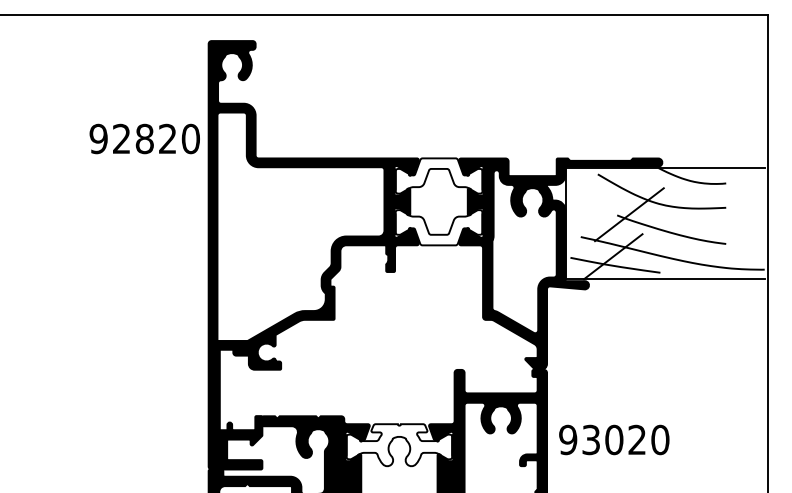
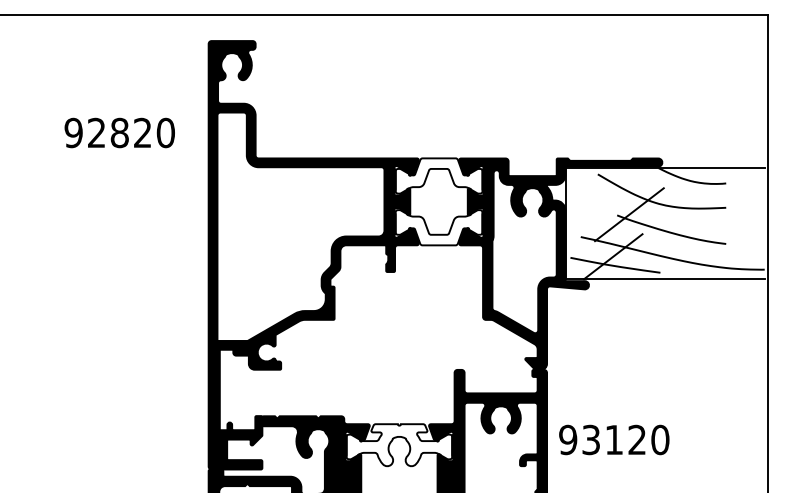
text position: (144, 138) -> (119, 132) (119, 132)
text: 93020 -> 93120 (614, 439)
